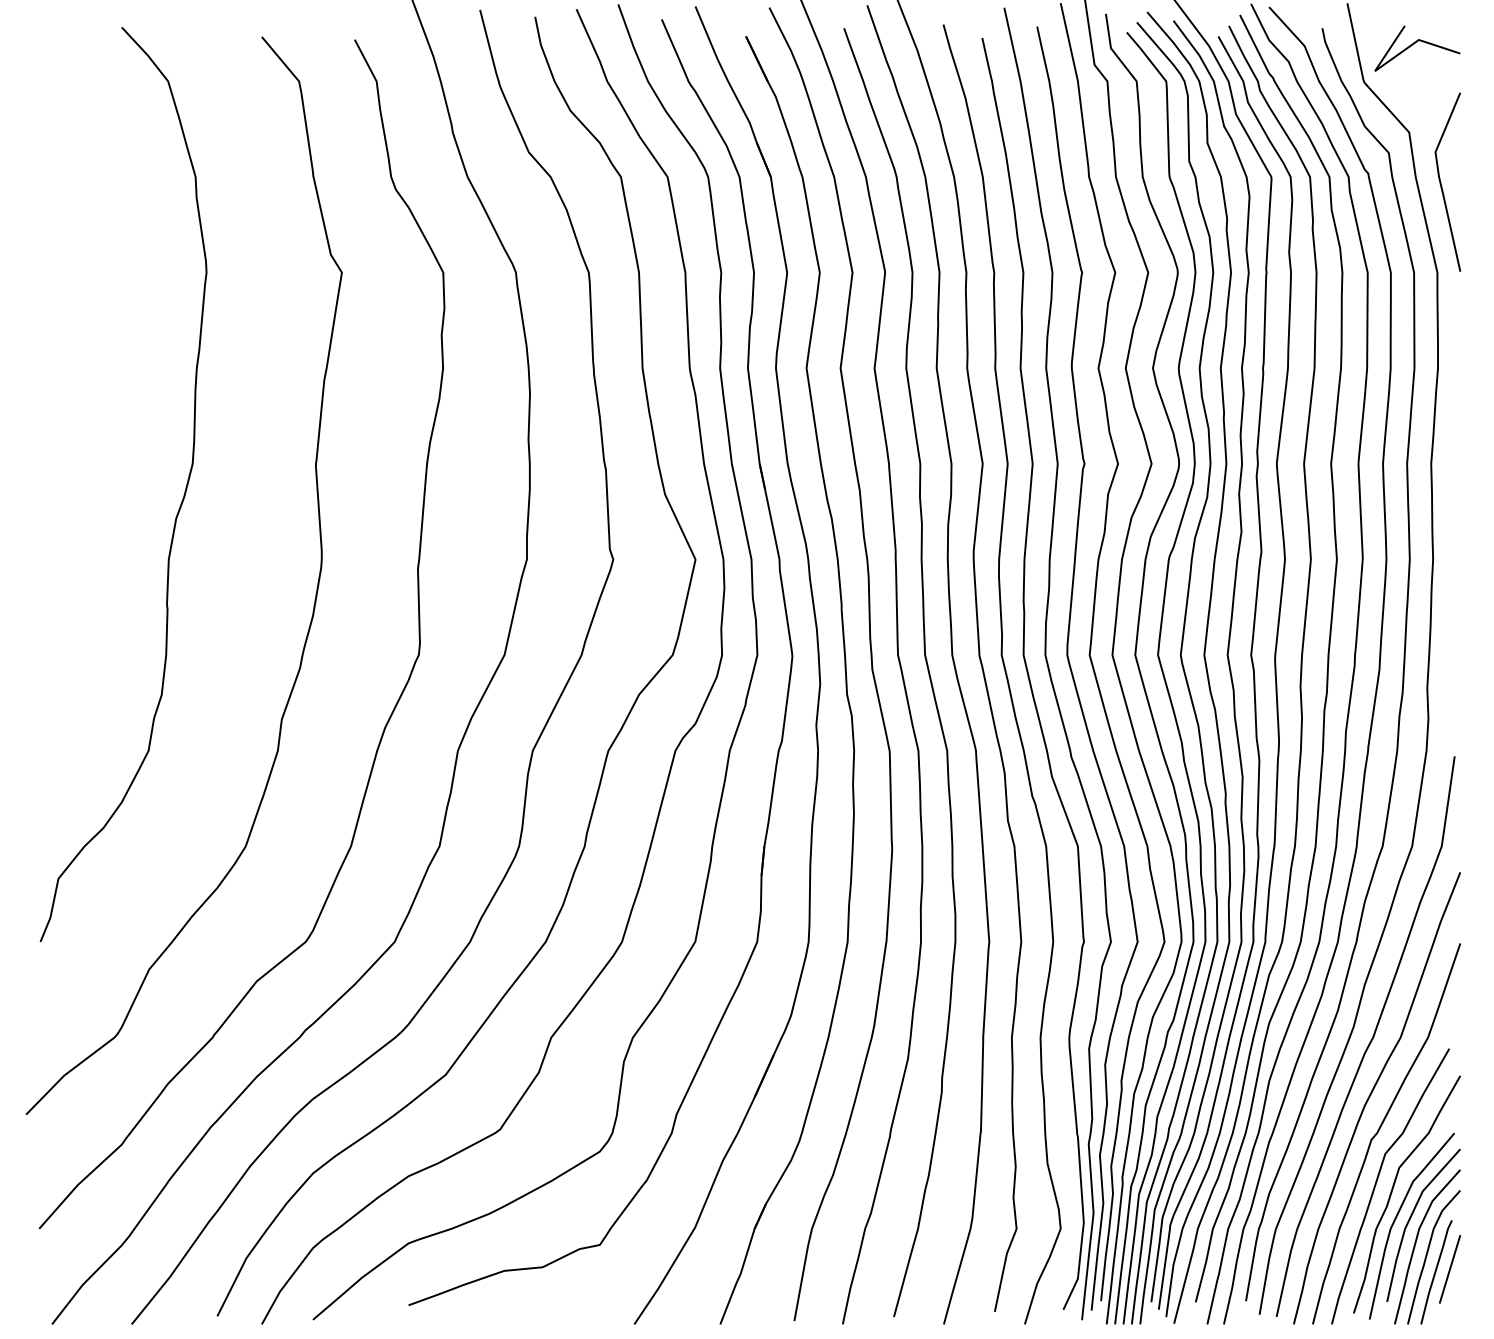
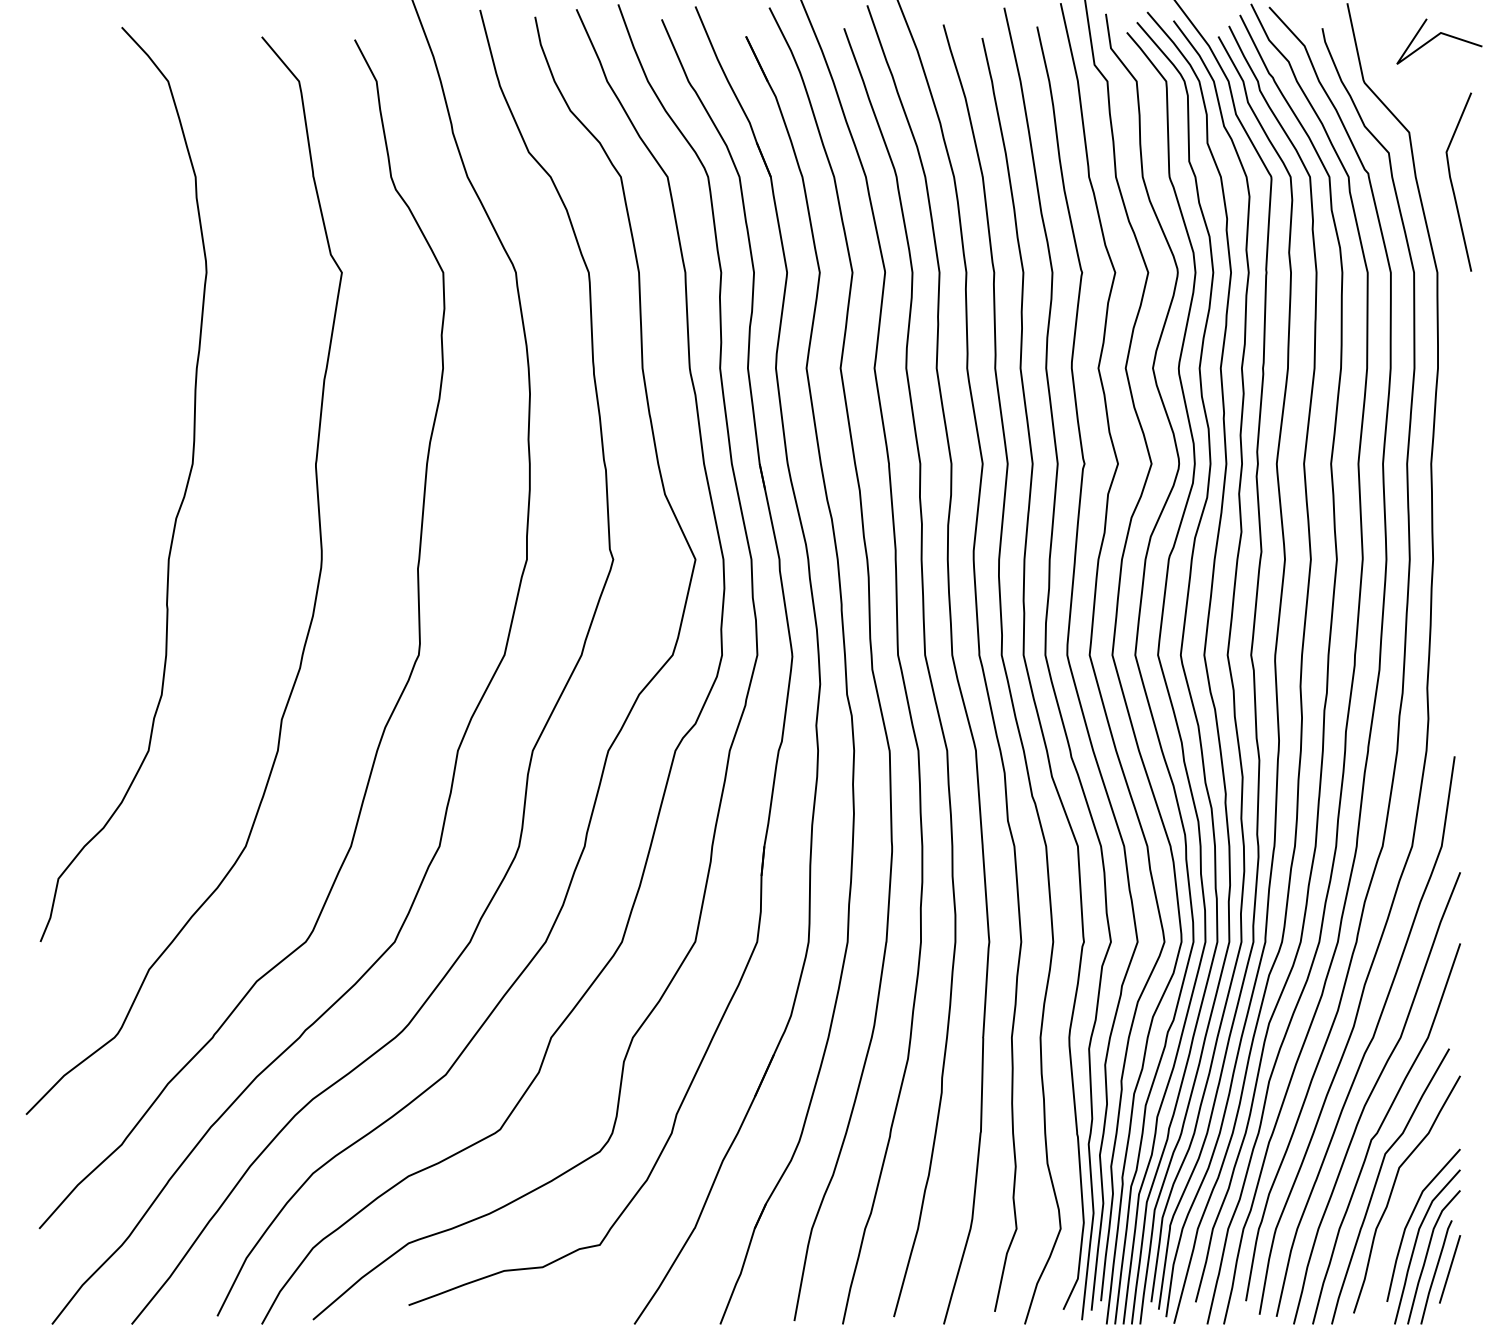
line position: (1414, 44) -> (1436, 37) (1436, 37)
line position: (1441, 182) -> (1452, 182) (1452, 182)
curve: present -> none (1397, 1217)
